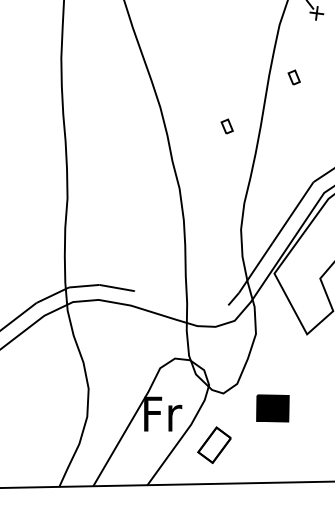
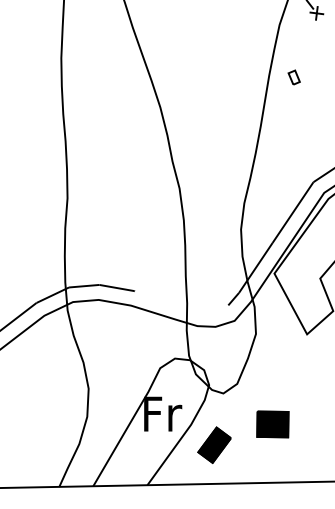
part: present -> none (226, 126)
part position: (272, 408) -> (272, 424) (272, 424)
fill: none -> present (214, 444)
